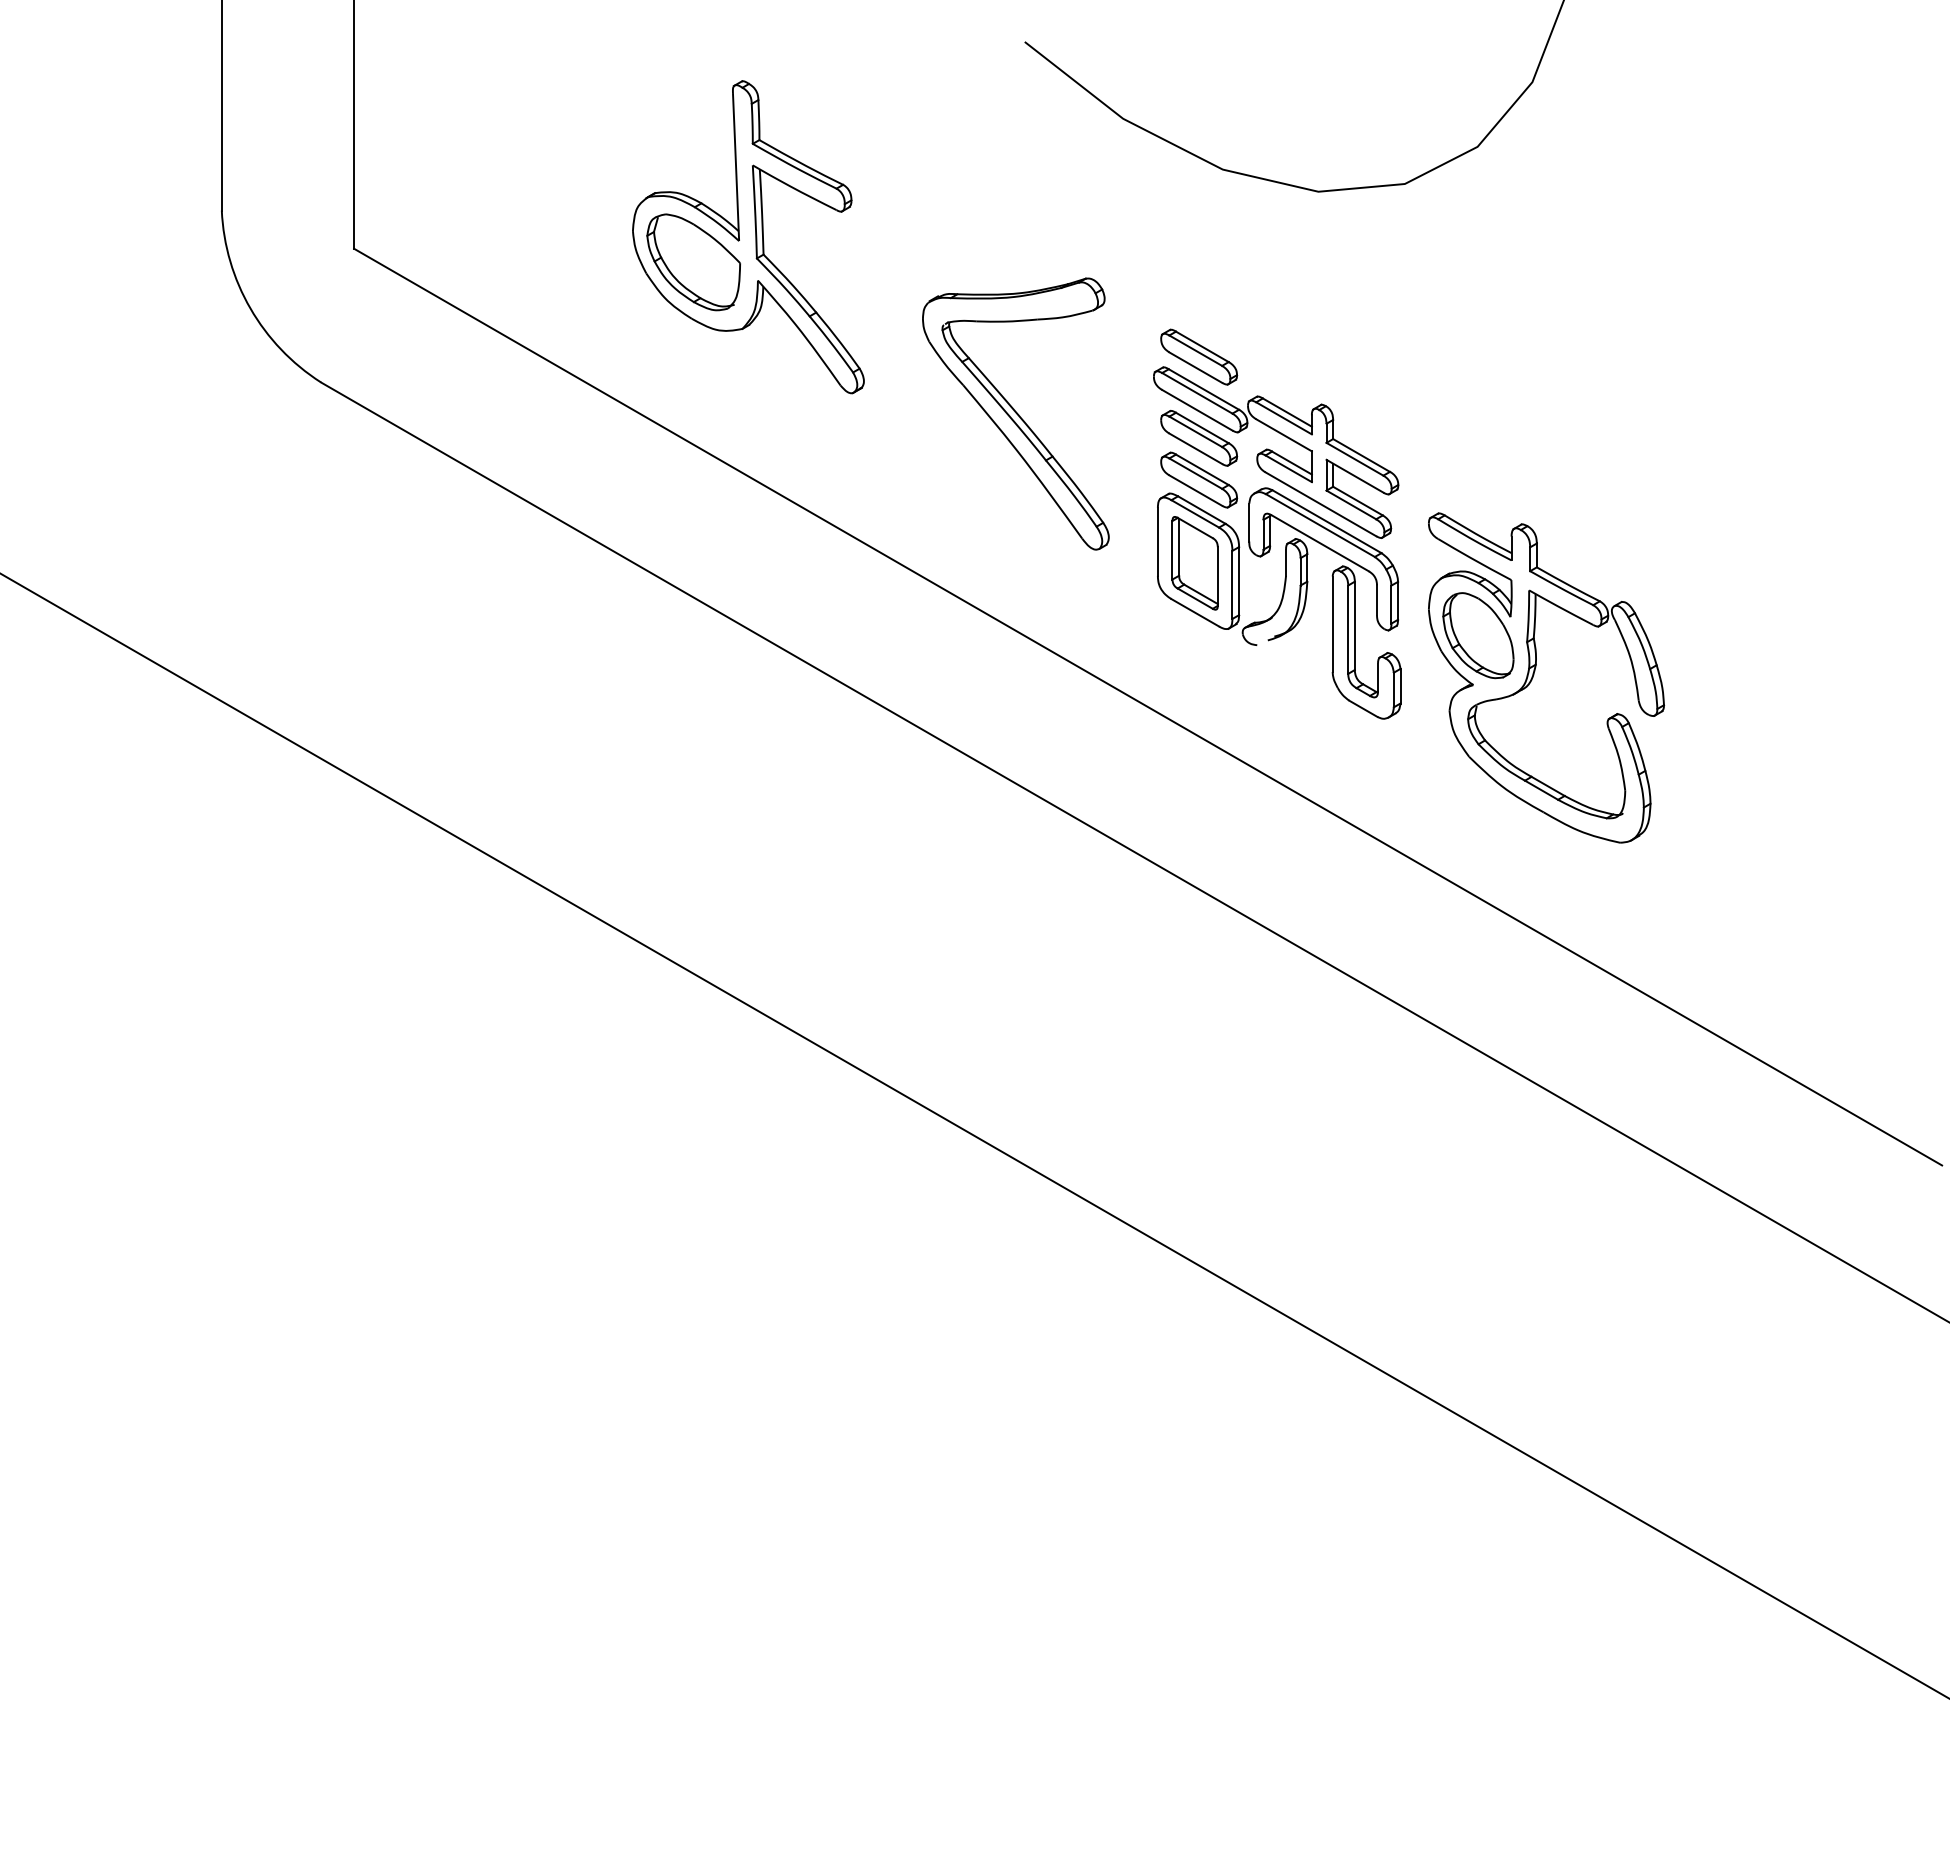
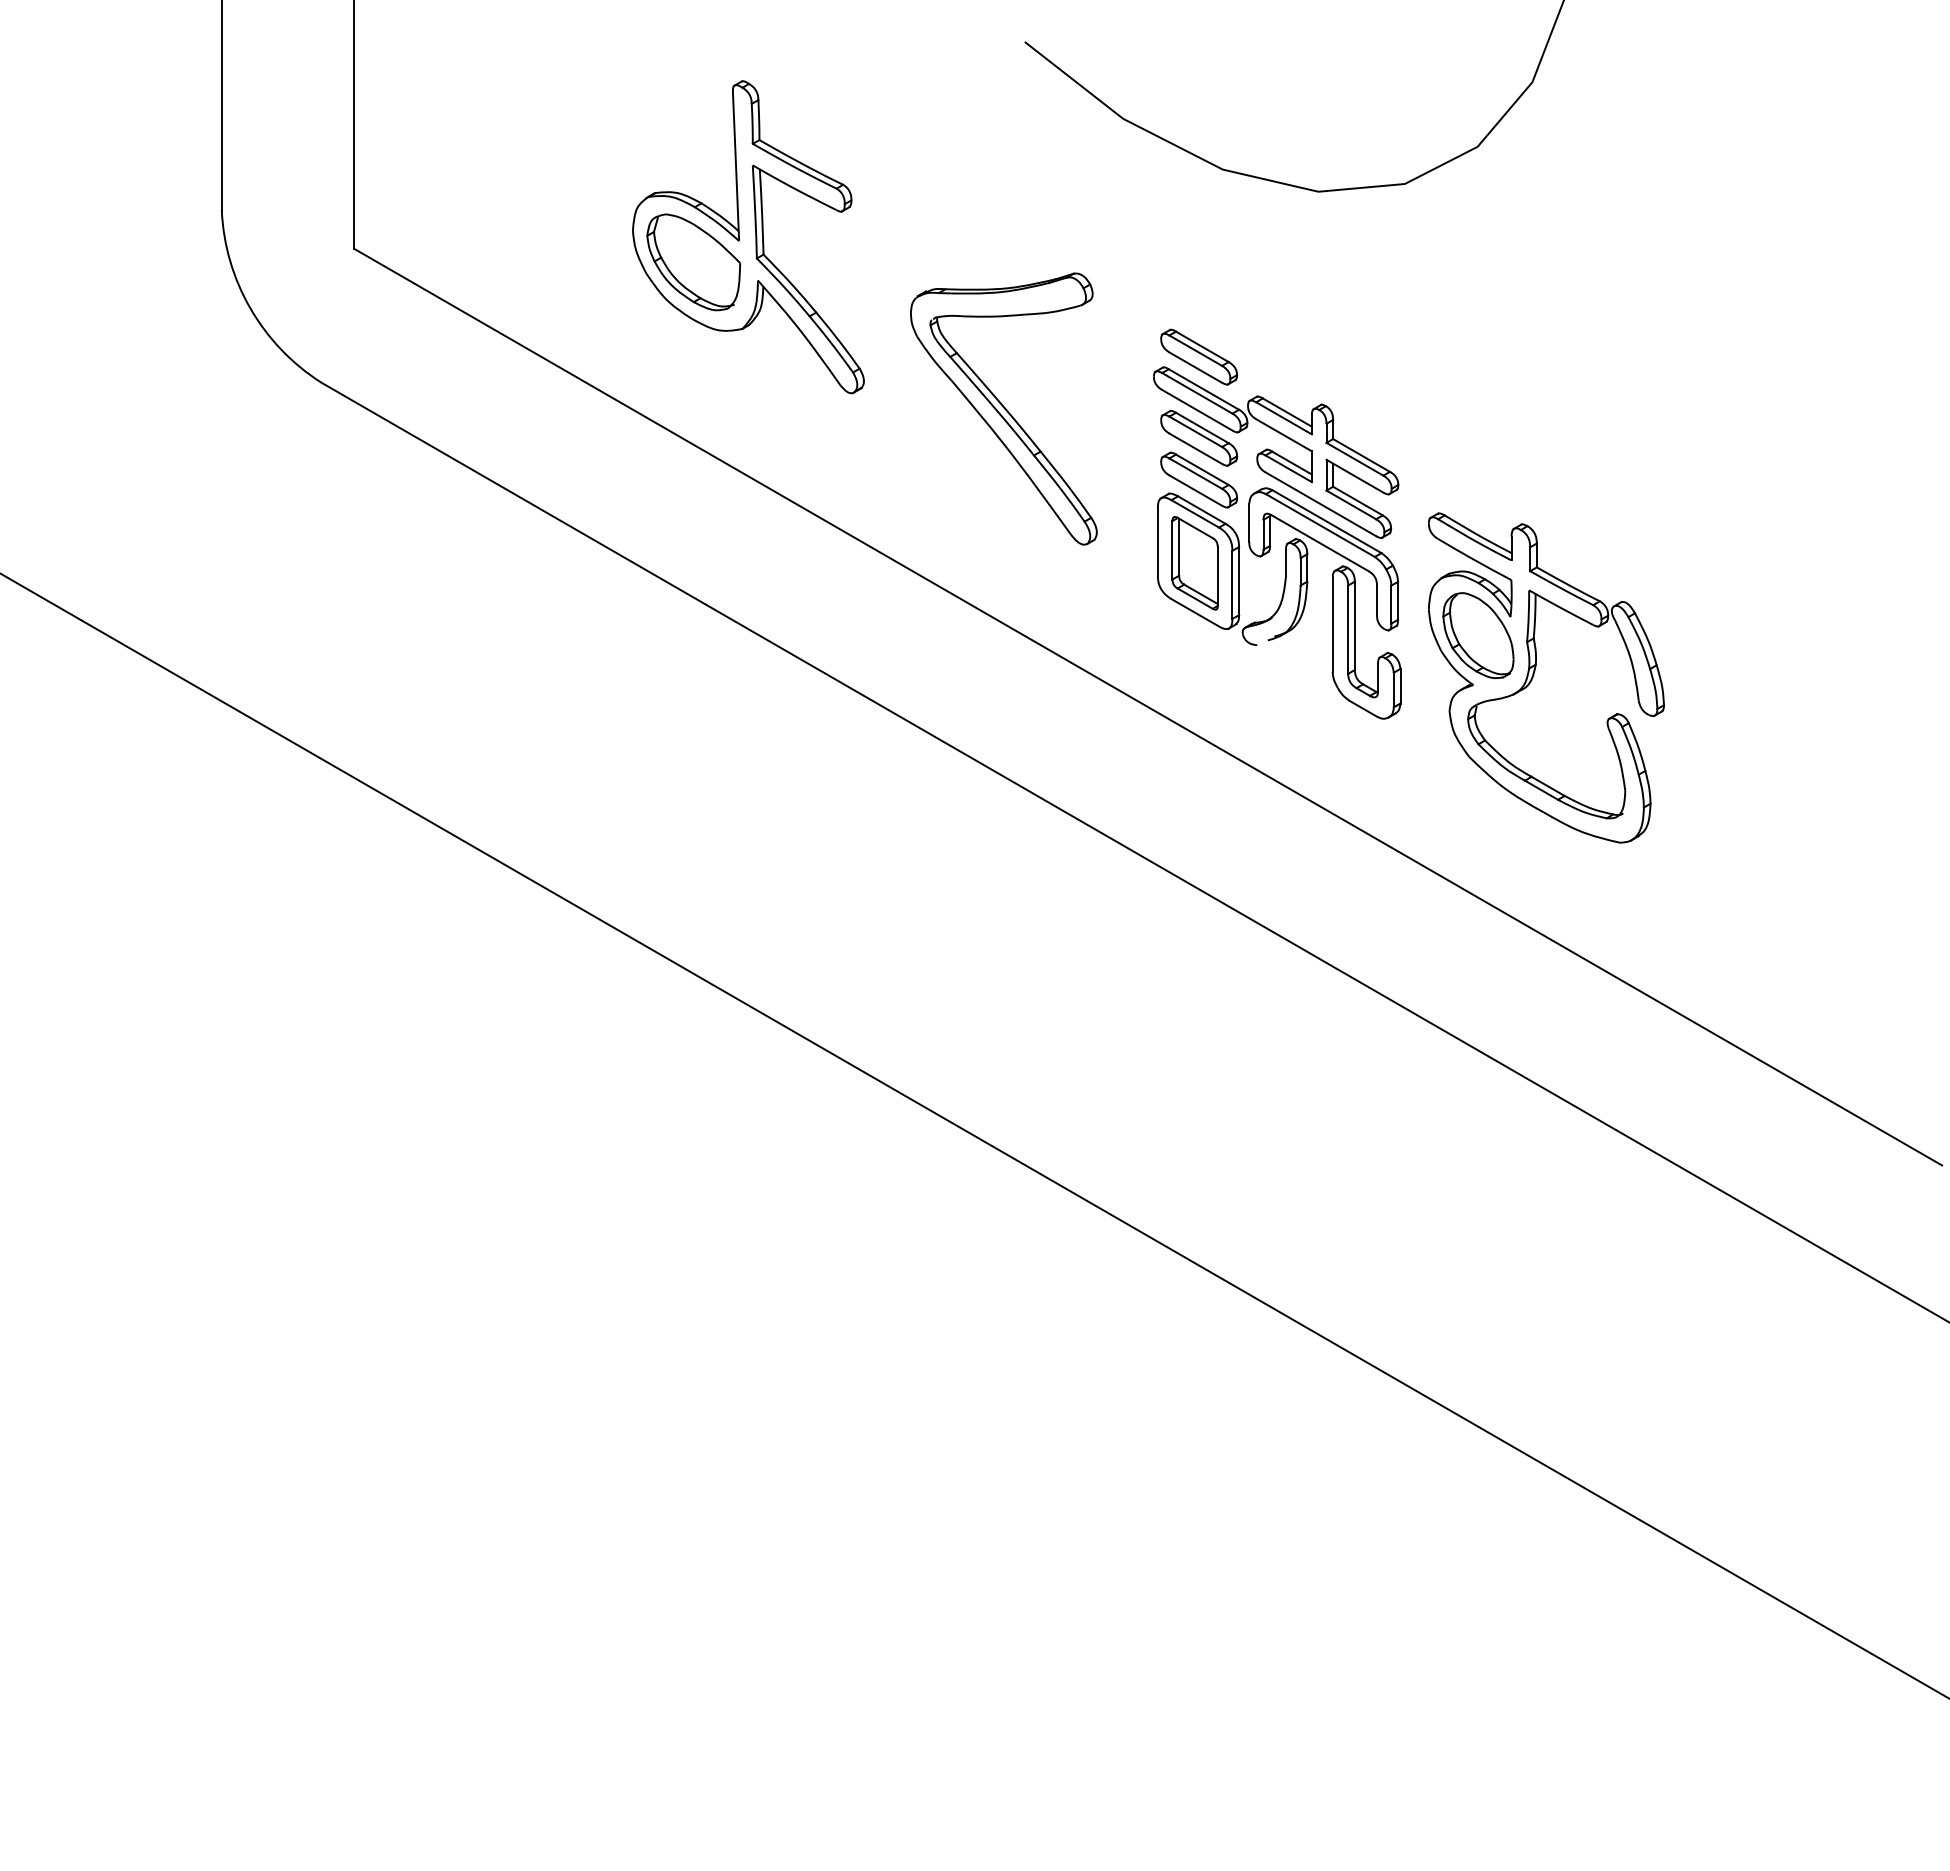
part position: (1015, 413) -> (1003, 408) (1003, 408)
